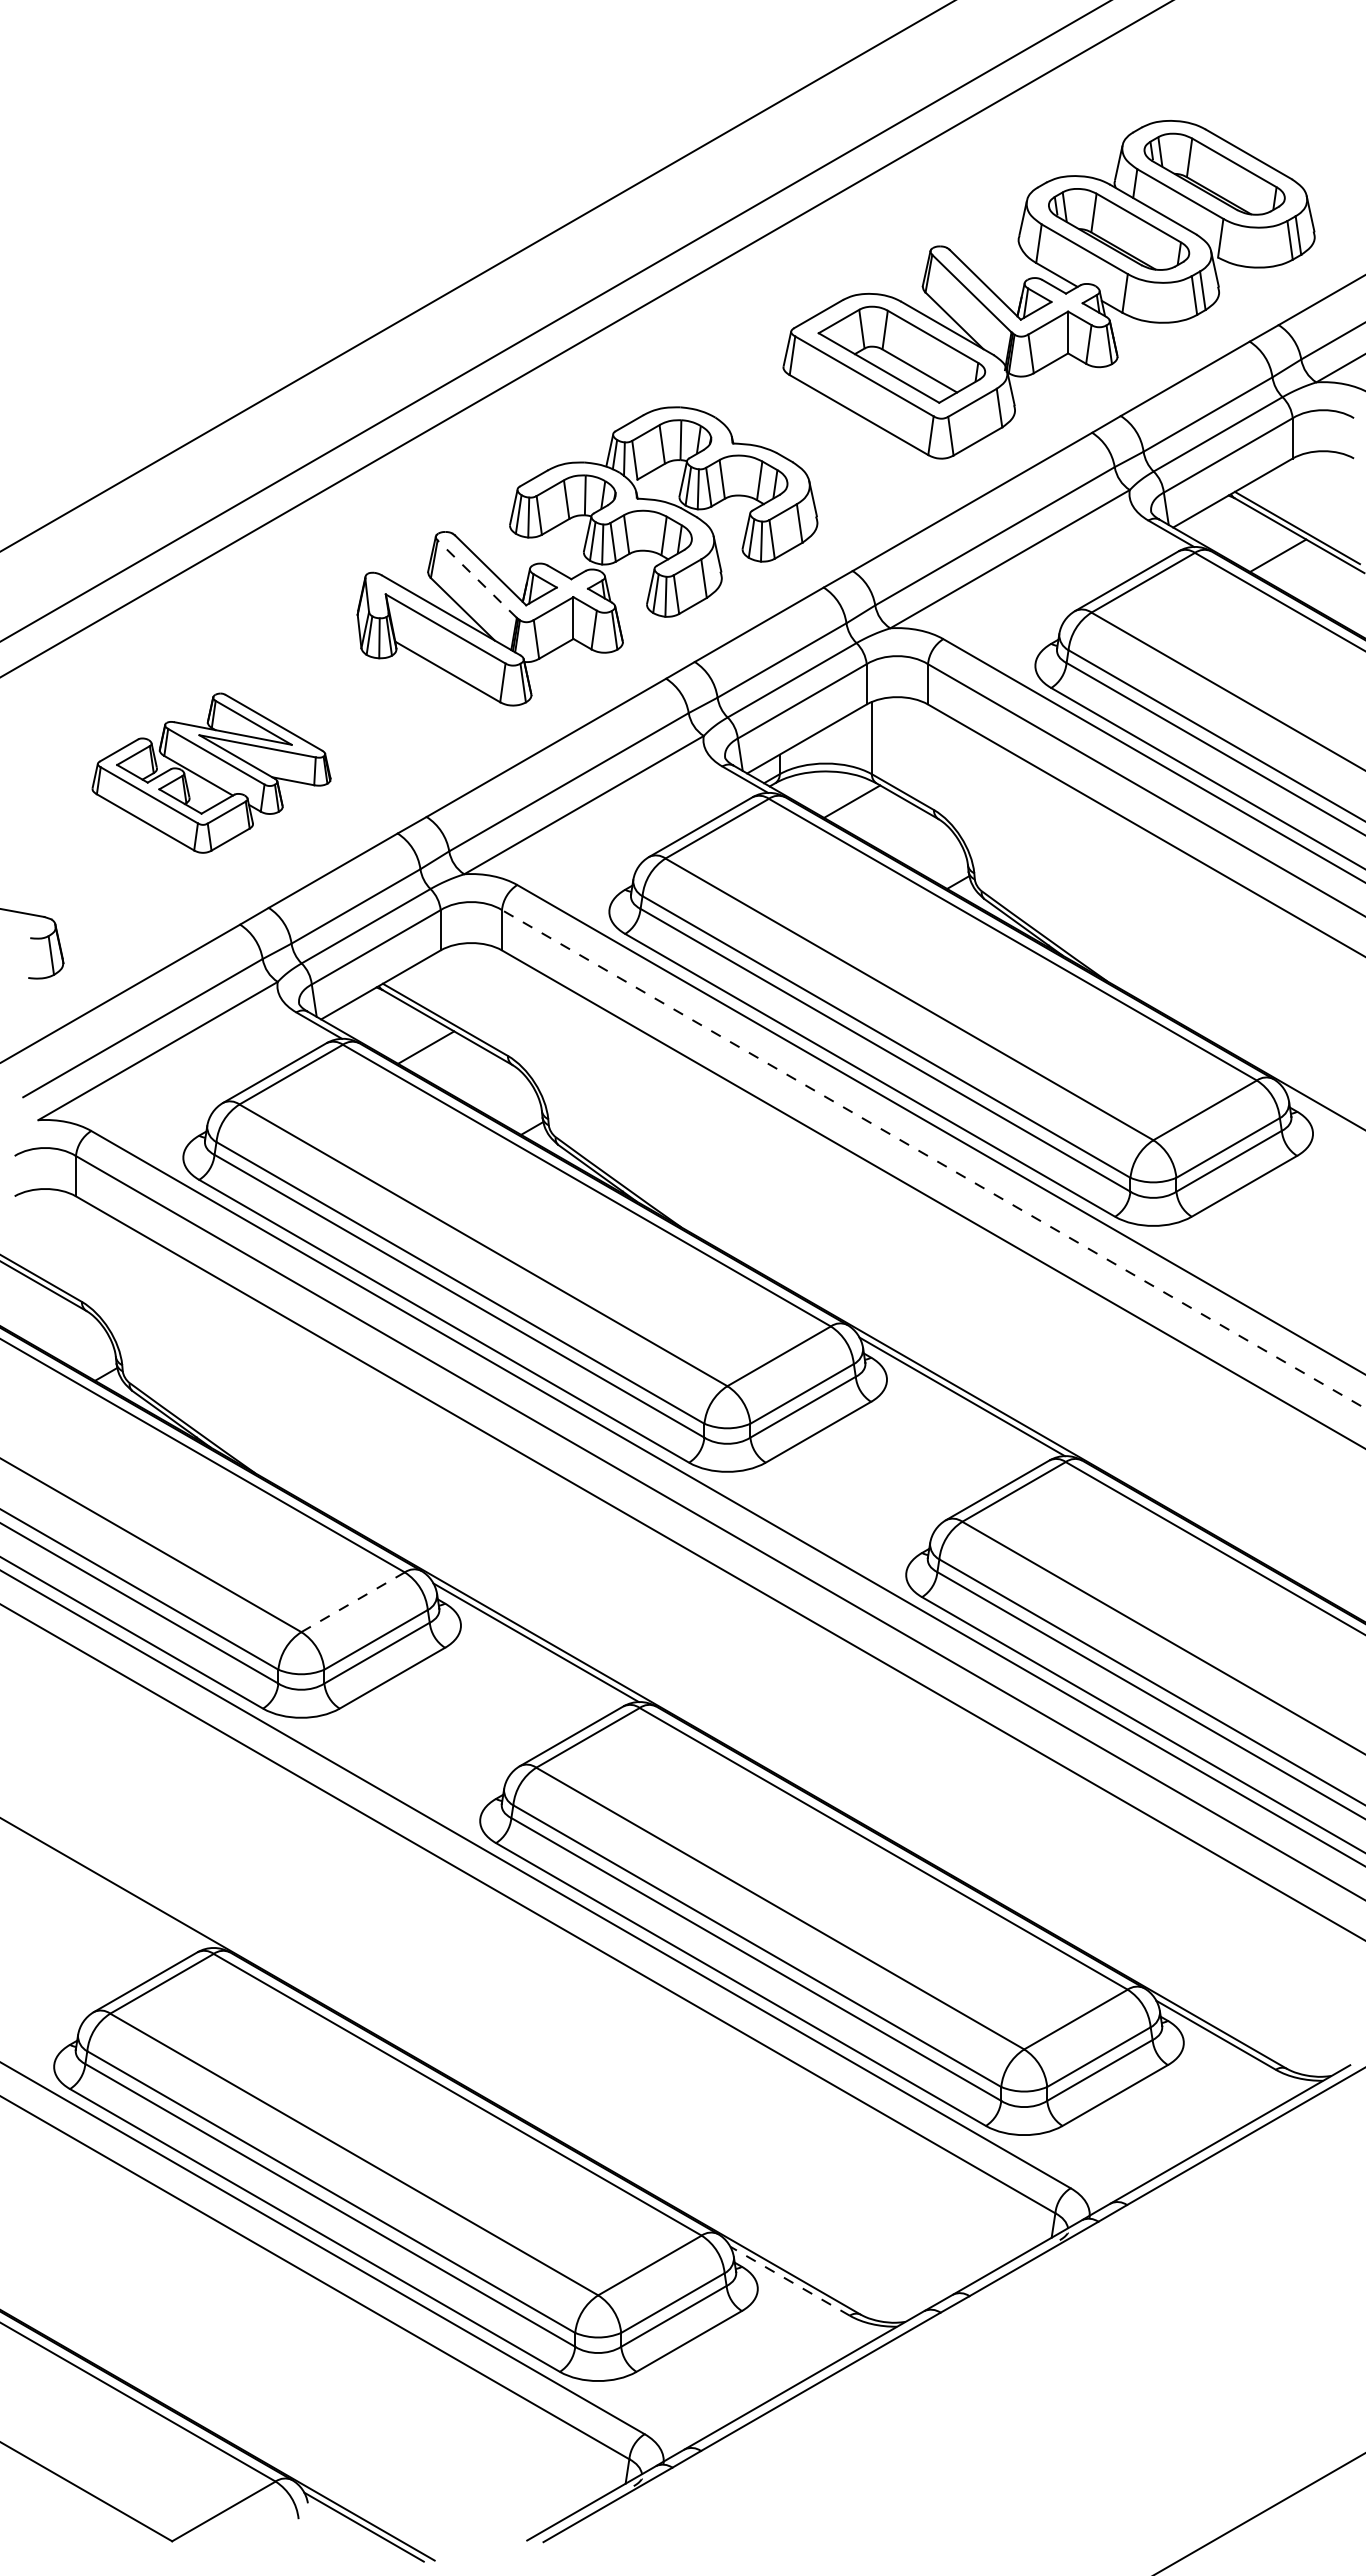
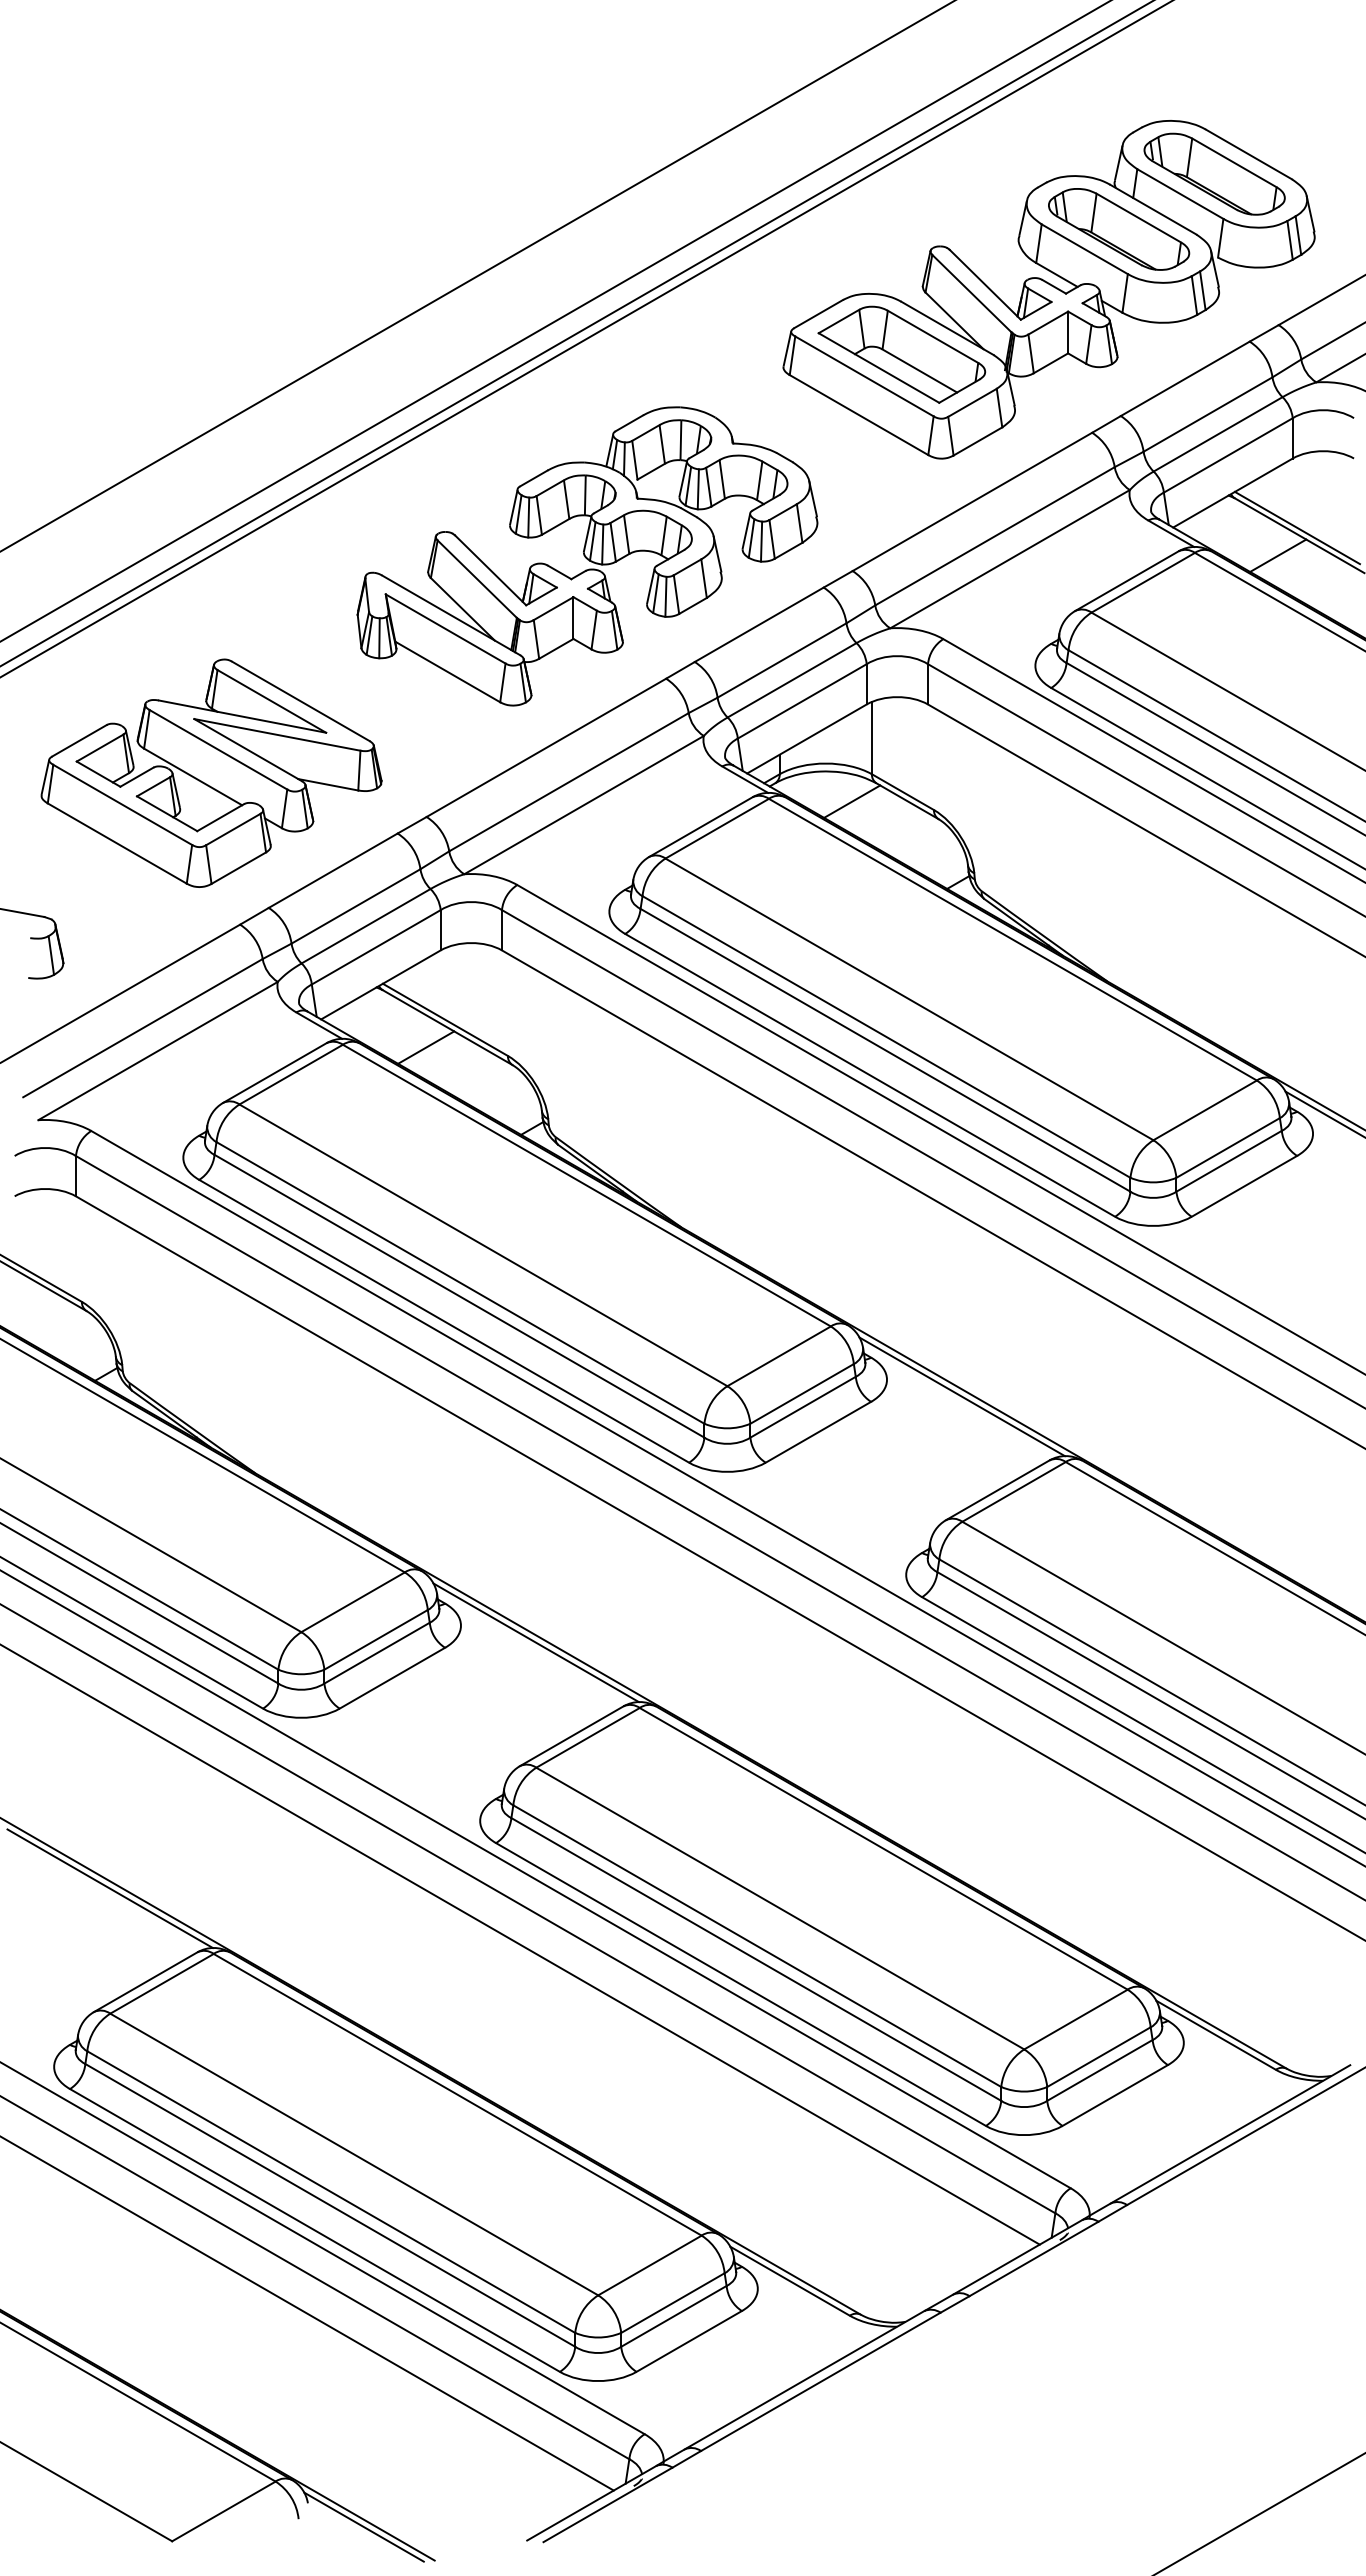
line: none -> present (576, 333)
line: dashed -> solid (476, 578)
part size: 241x162 px -> 343x230 px (211, 772)
line: none -> present (1323, 1113)
line: dashed -> solid (933, 1159)
line: dashed -> solid (353, 1602)
line: none -> present (109, 1888)
line: none -> present (520, 1944)
line: dashed -> solid (790, 2281)
line: none -> present (307, 2313)
